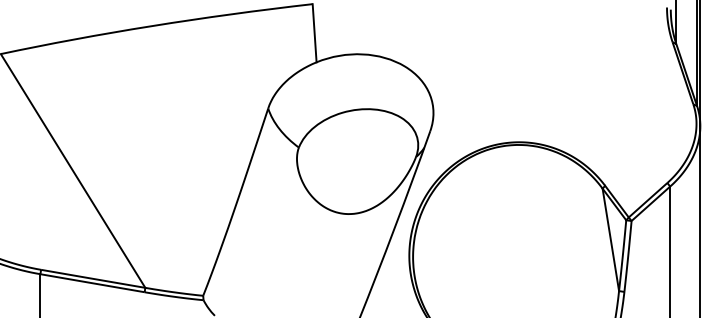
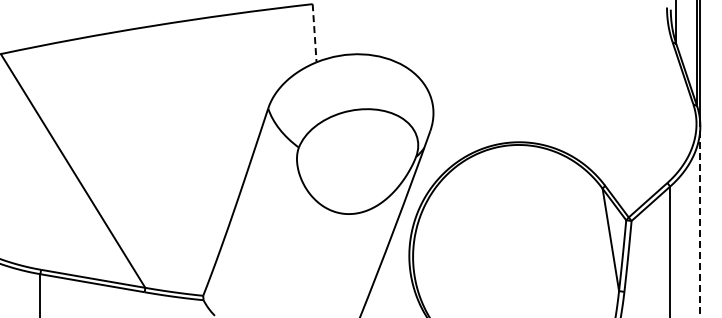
line: solid -> dashed (314, 33)
line: solid -> dashed (700, 221)
